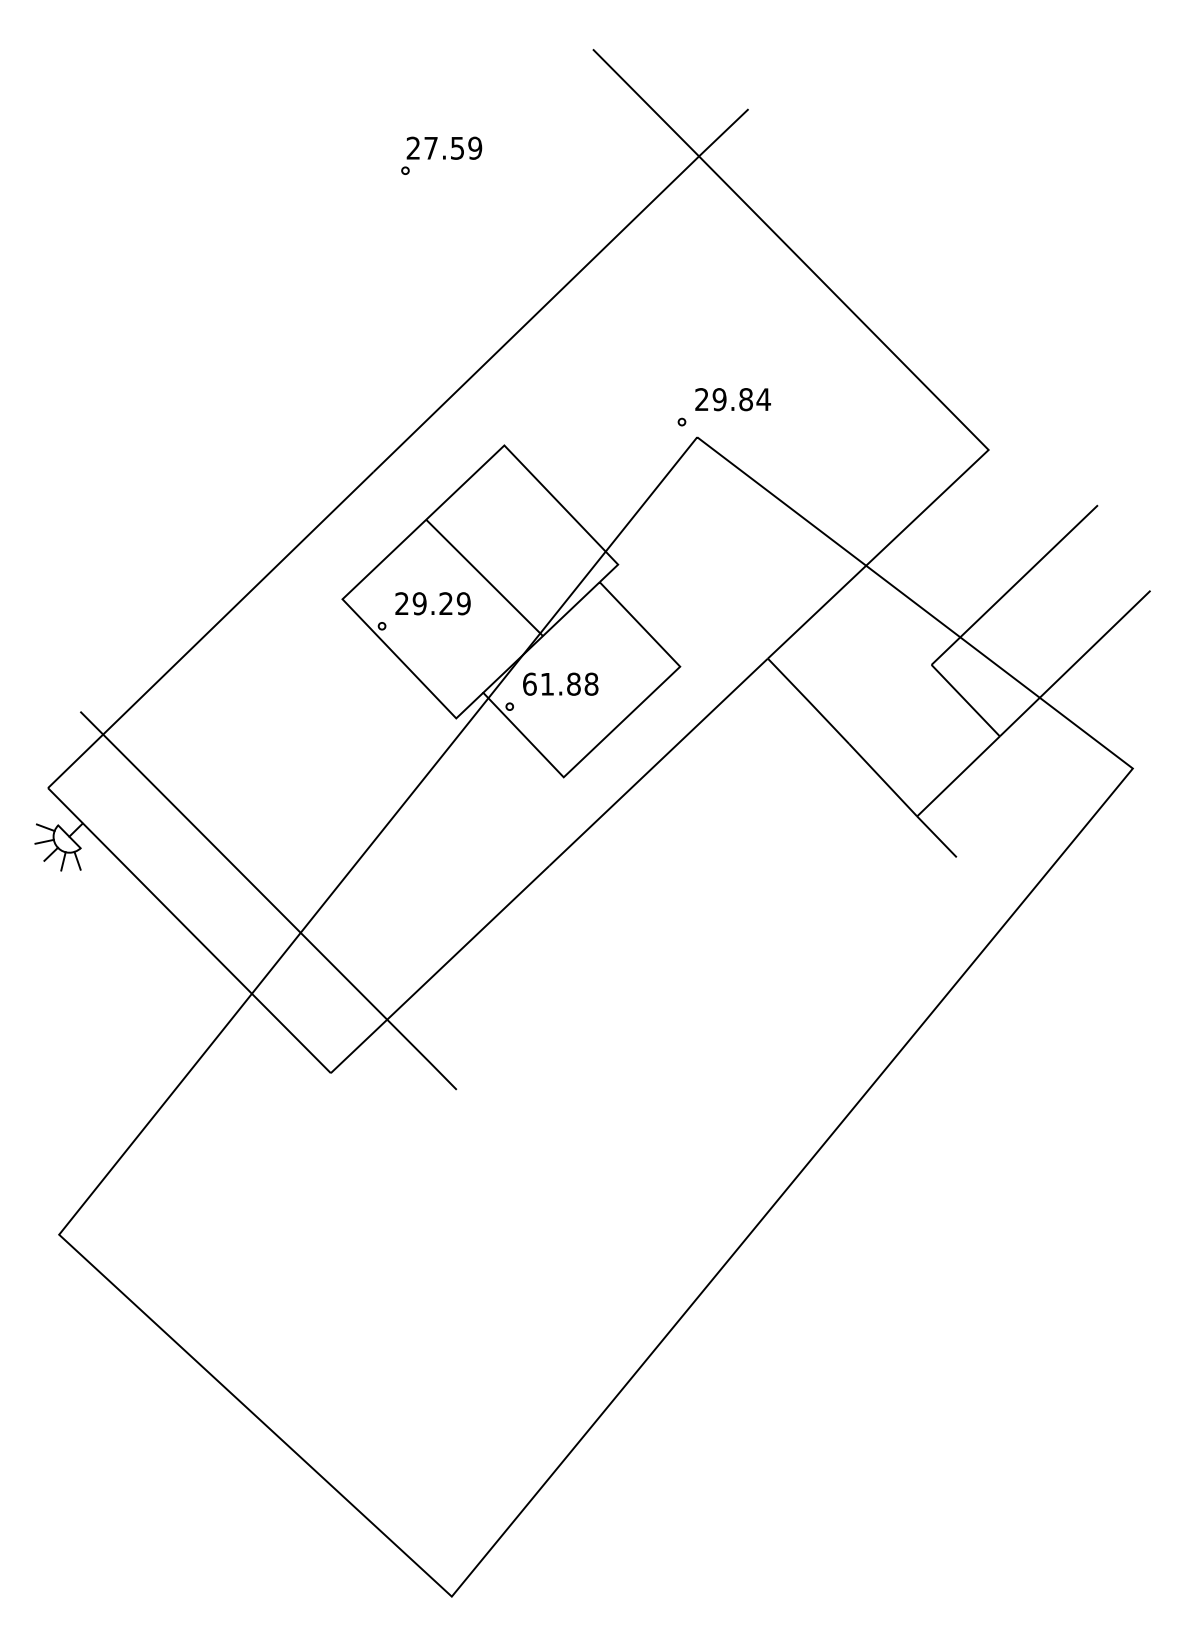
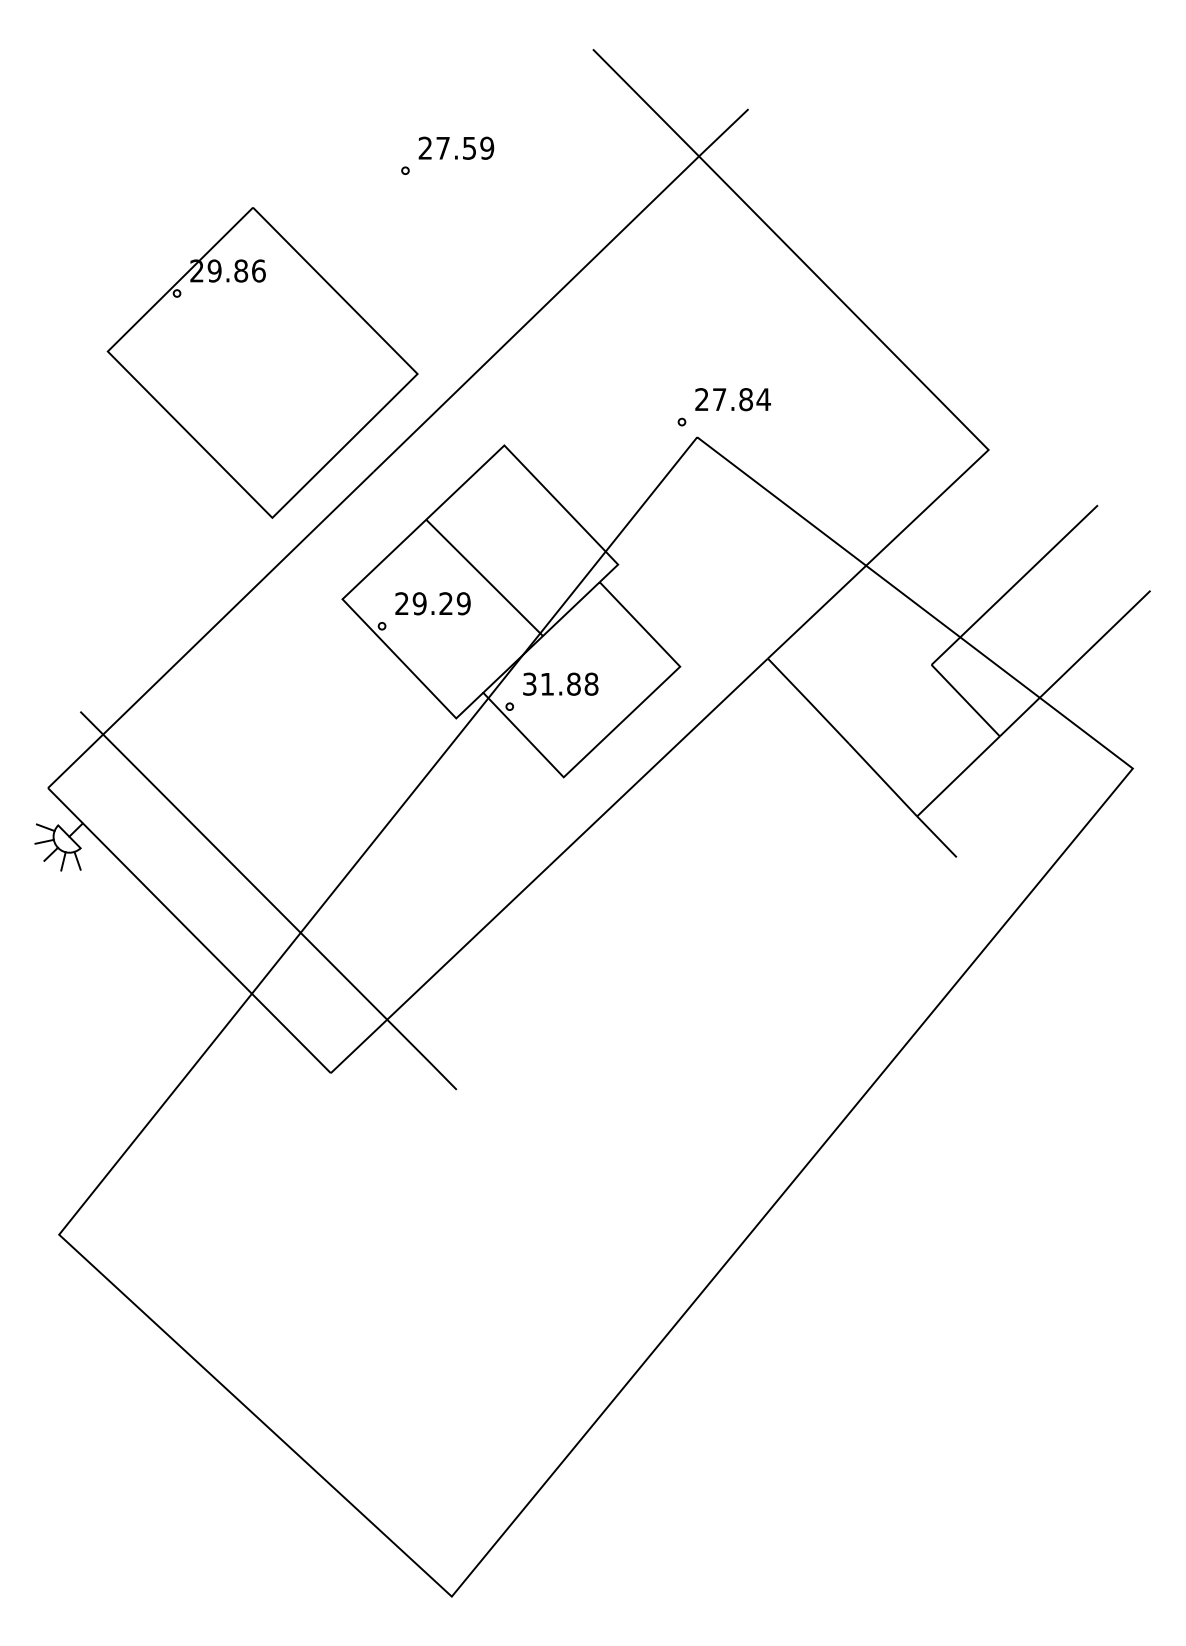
text position: (444, 147) -> (456, 147) (456, 147)
part: none -> present (262, 362)
text: 29.84 -> 27.84 (719, 399)
text: 61.88 -> 31.88 (529, 683)
